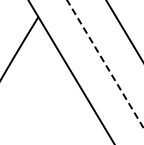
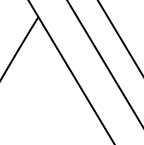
line position: (123, 30) -> (119, 36) (119, 36)
line: dashed -> solid (105, 64)
